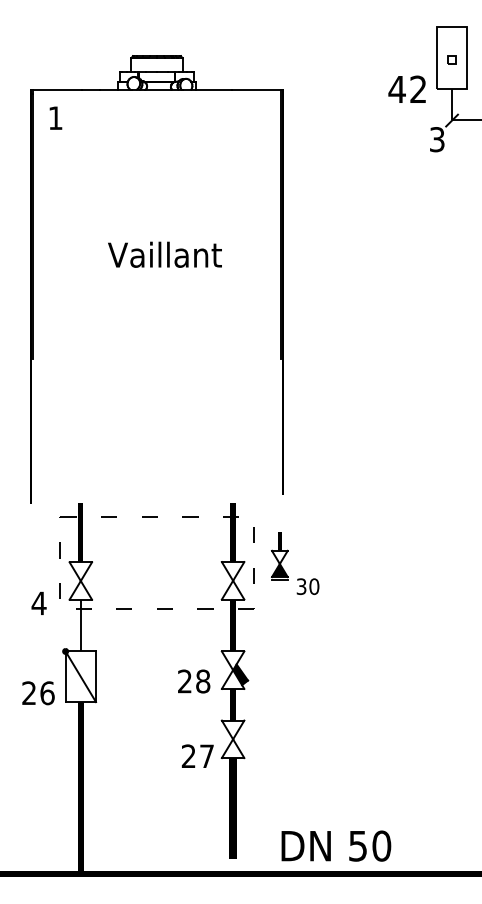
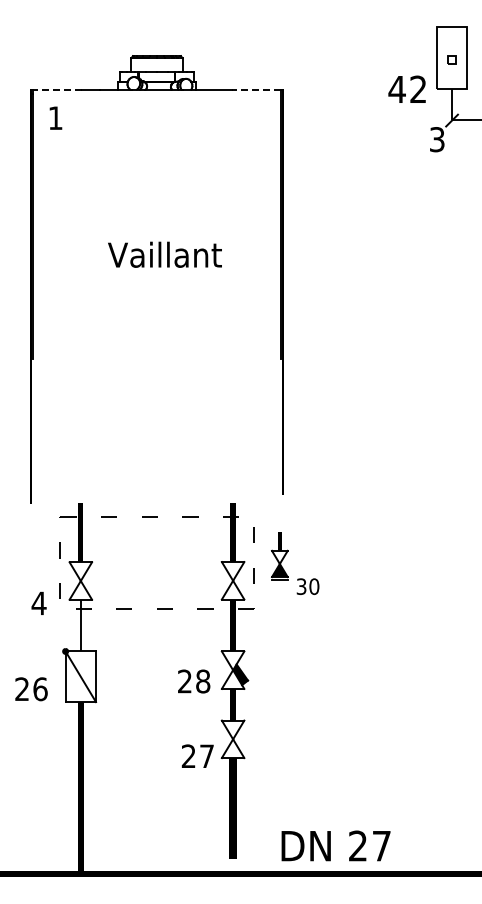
line: solid -> dashed (57, 89)
line: solid -> dashed (256, 89)
text position: (38, 693) -> (31, 689) (31, 689)
text: 50 -> 27 (370, 845)
